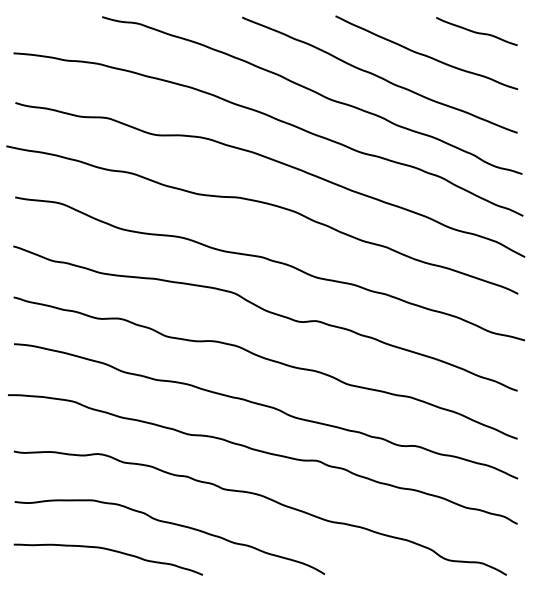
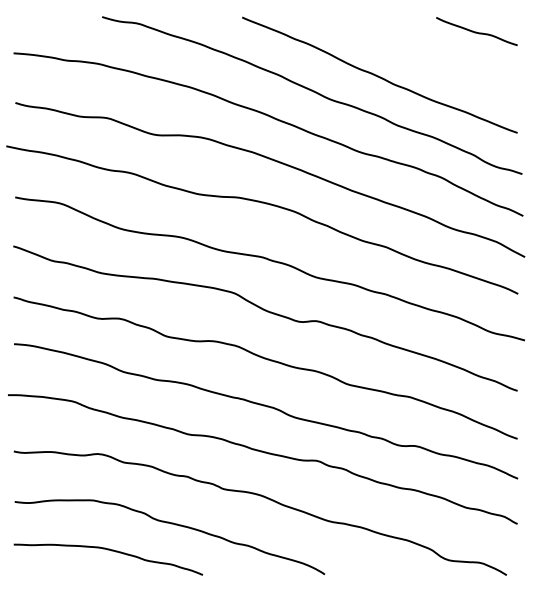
curve: present -> none (425, 54)
